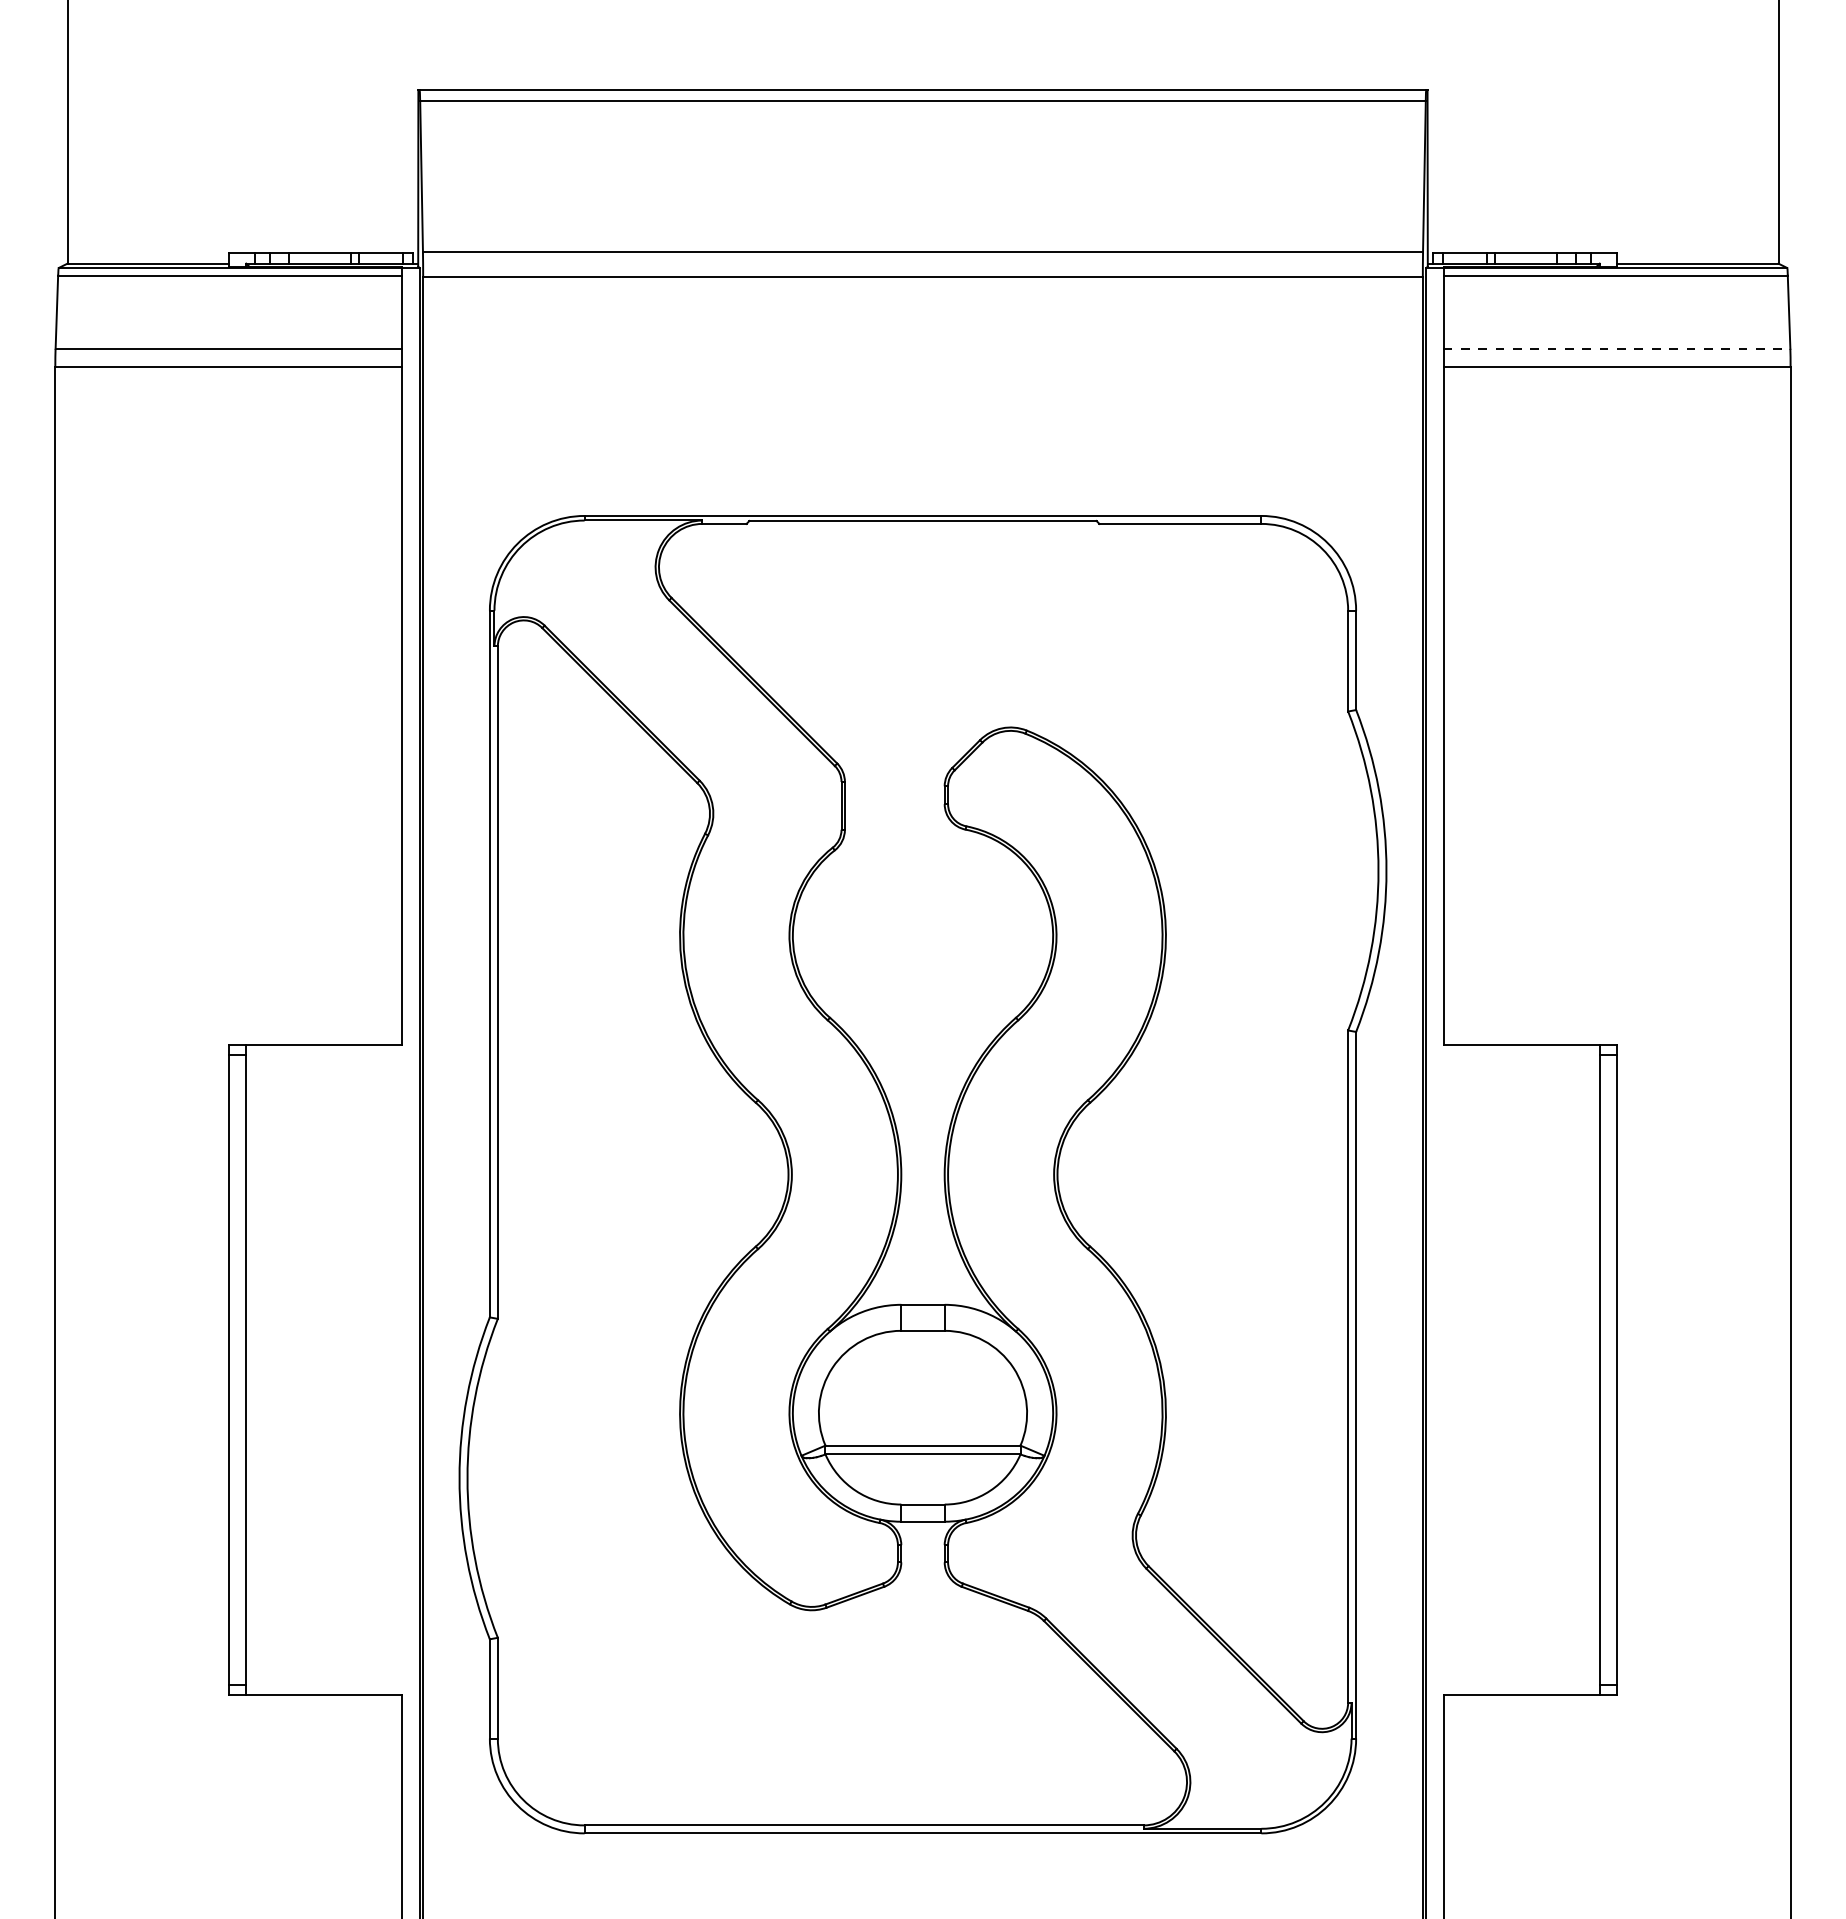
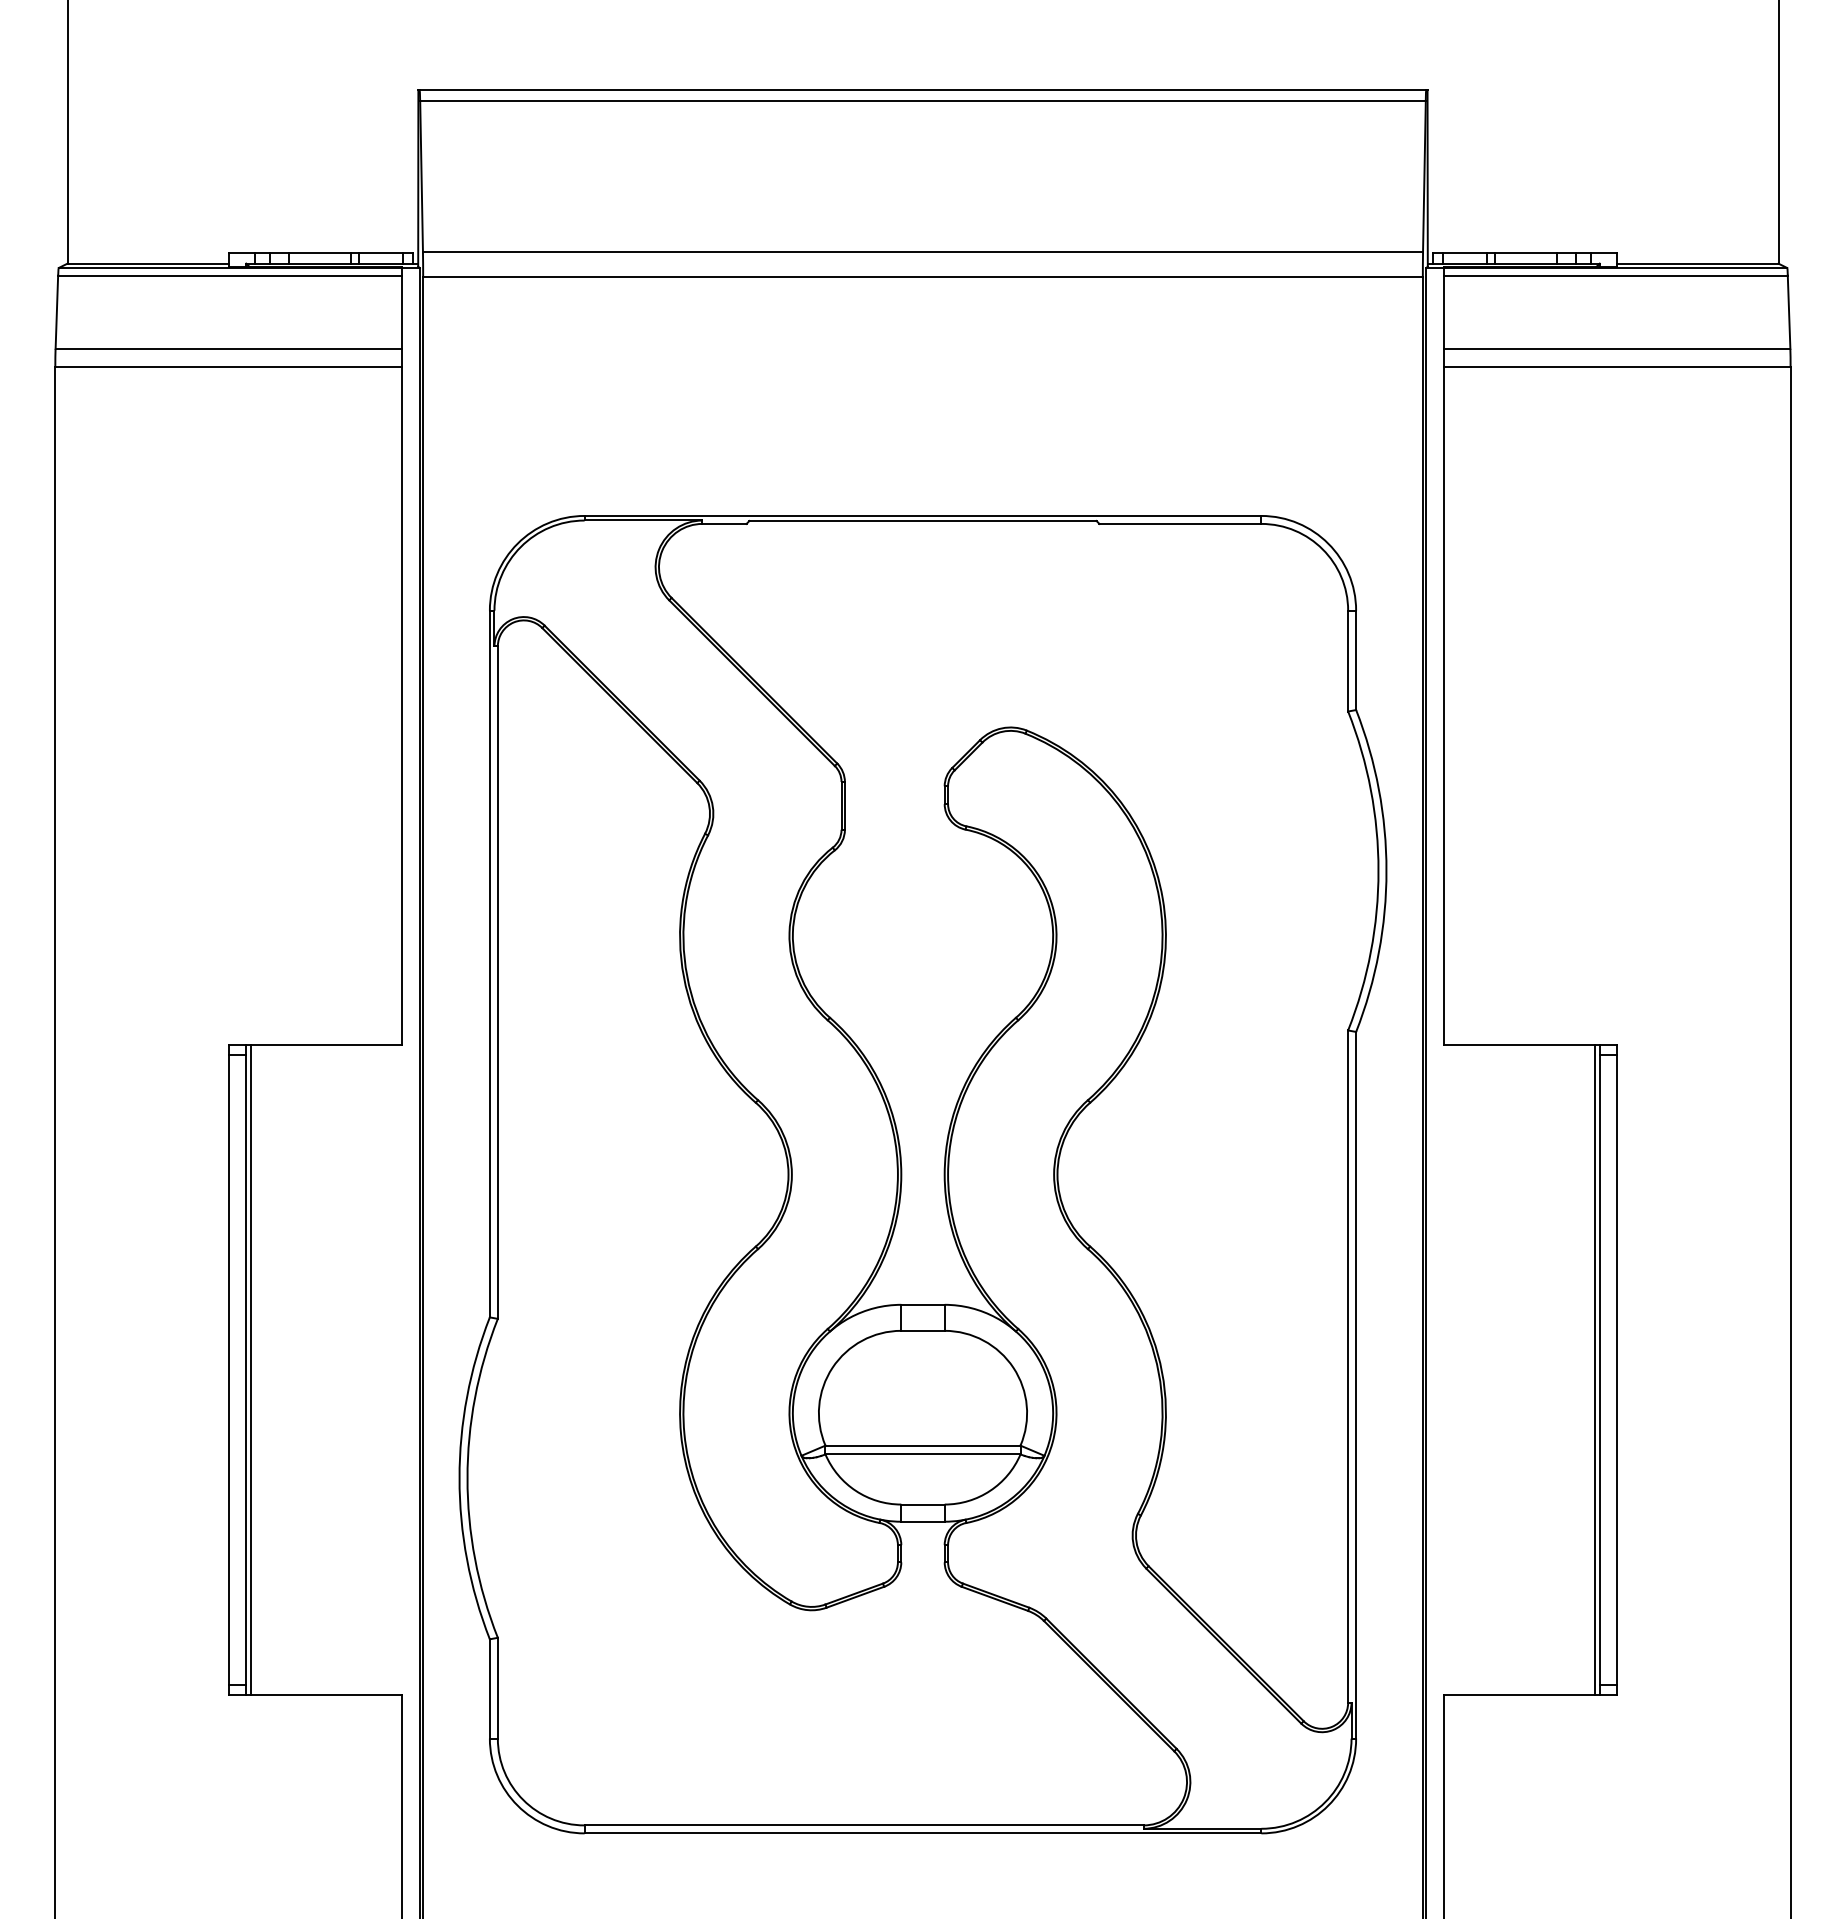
line: dashed -> solid (1617, 348)
line: none -> present (250, 1369)
line: none -> present (1595, 1369)
